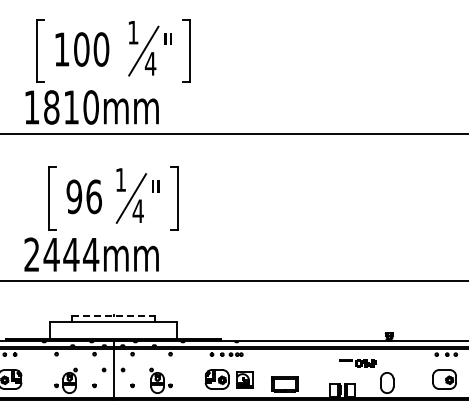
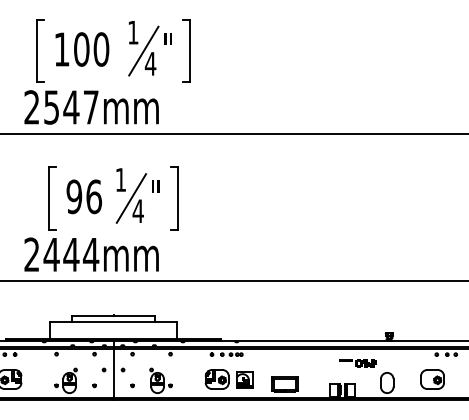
text: 1810mm -> 2547mm (61, 107)
line: dashed -> solid (113, 316)
part position: (444, 379) -> (432, 379) (432, 379)
